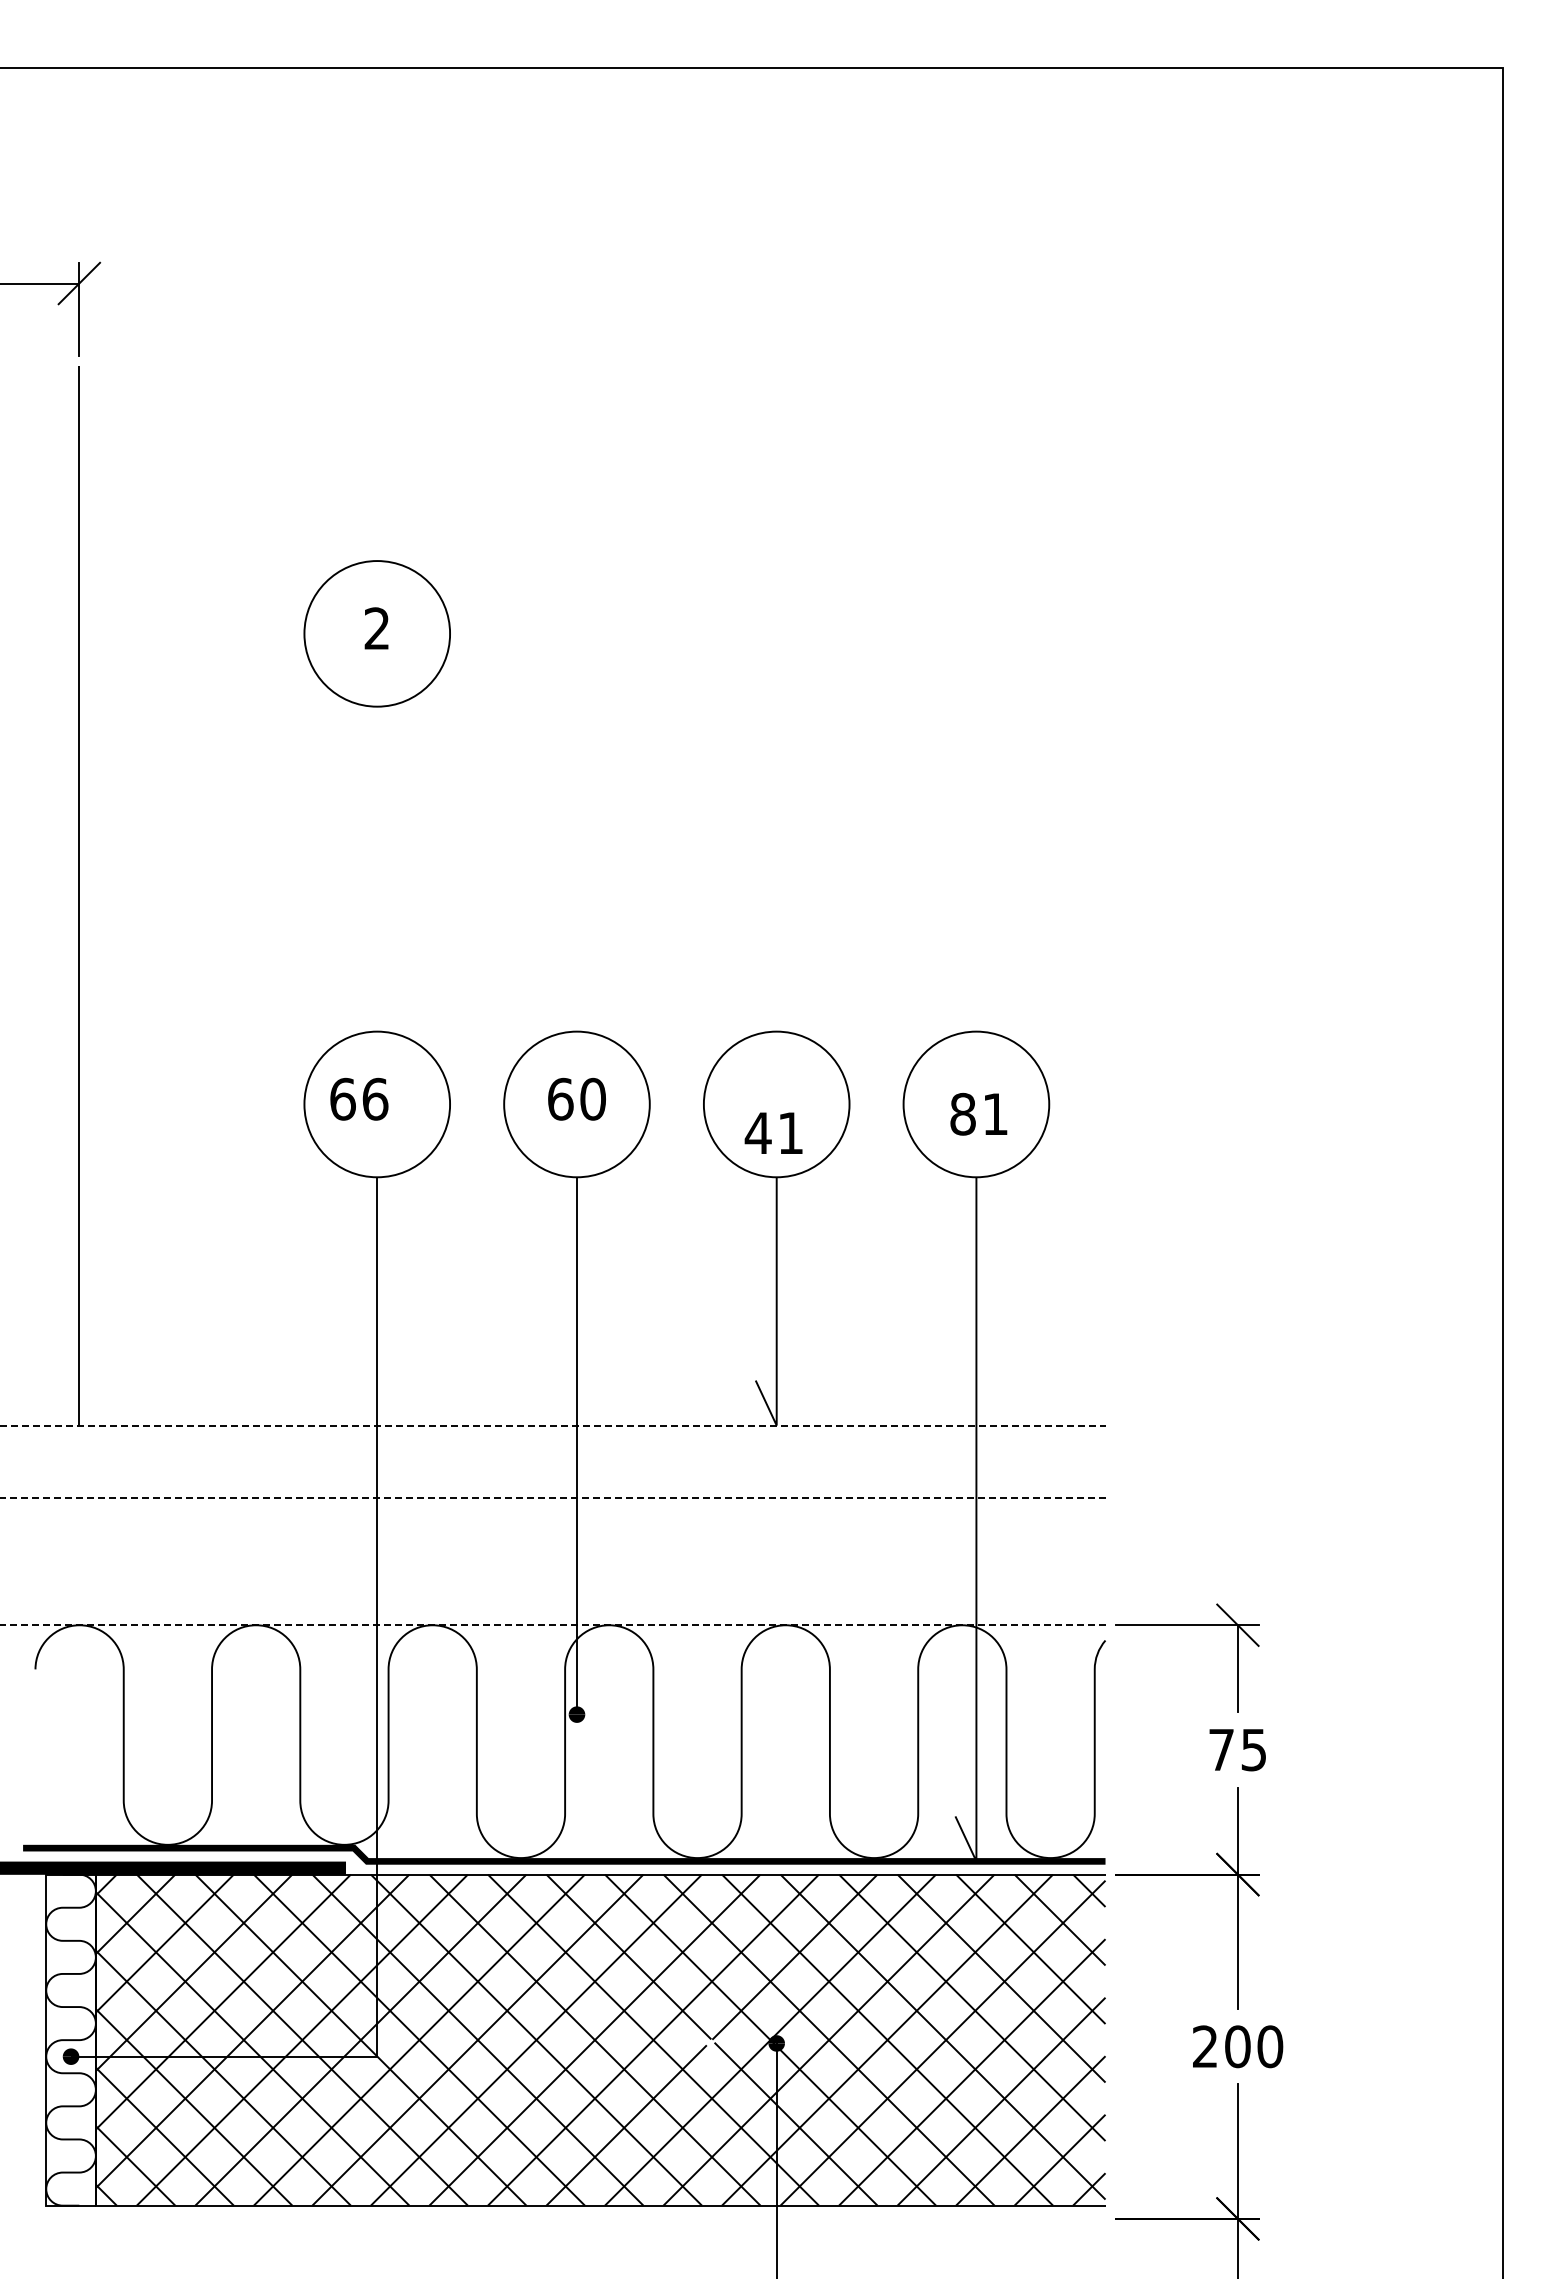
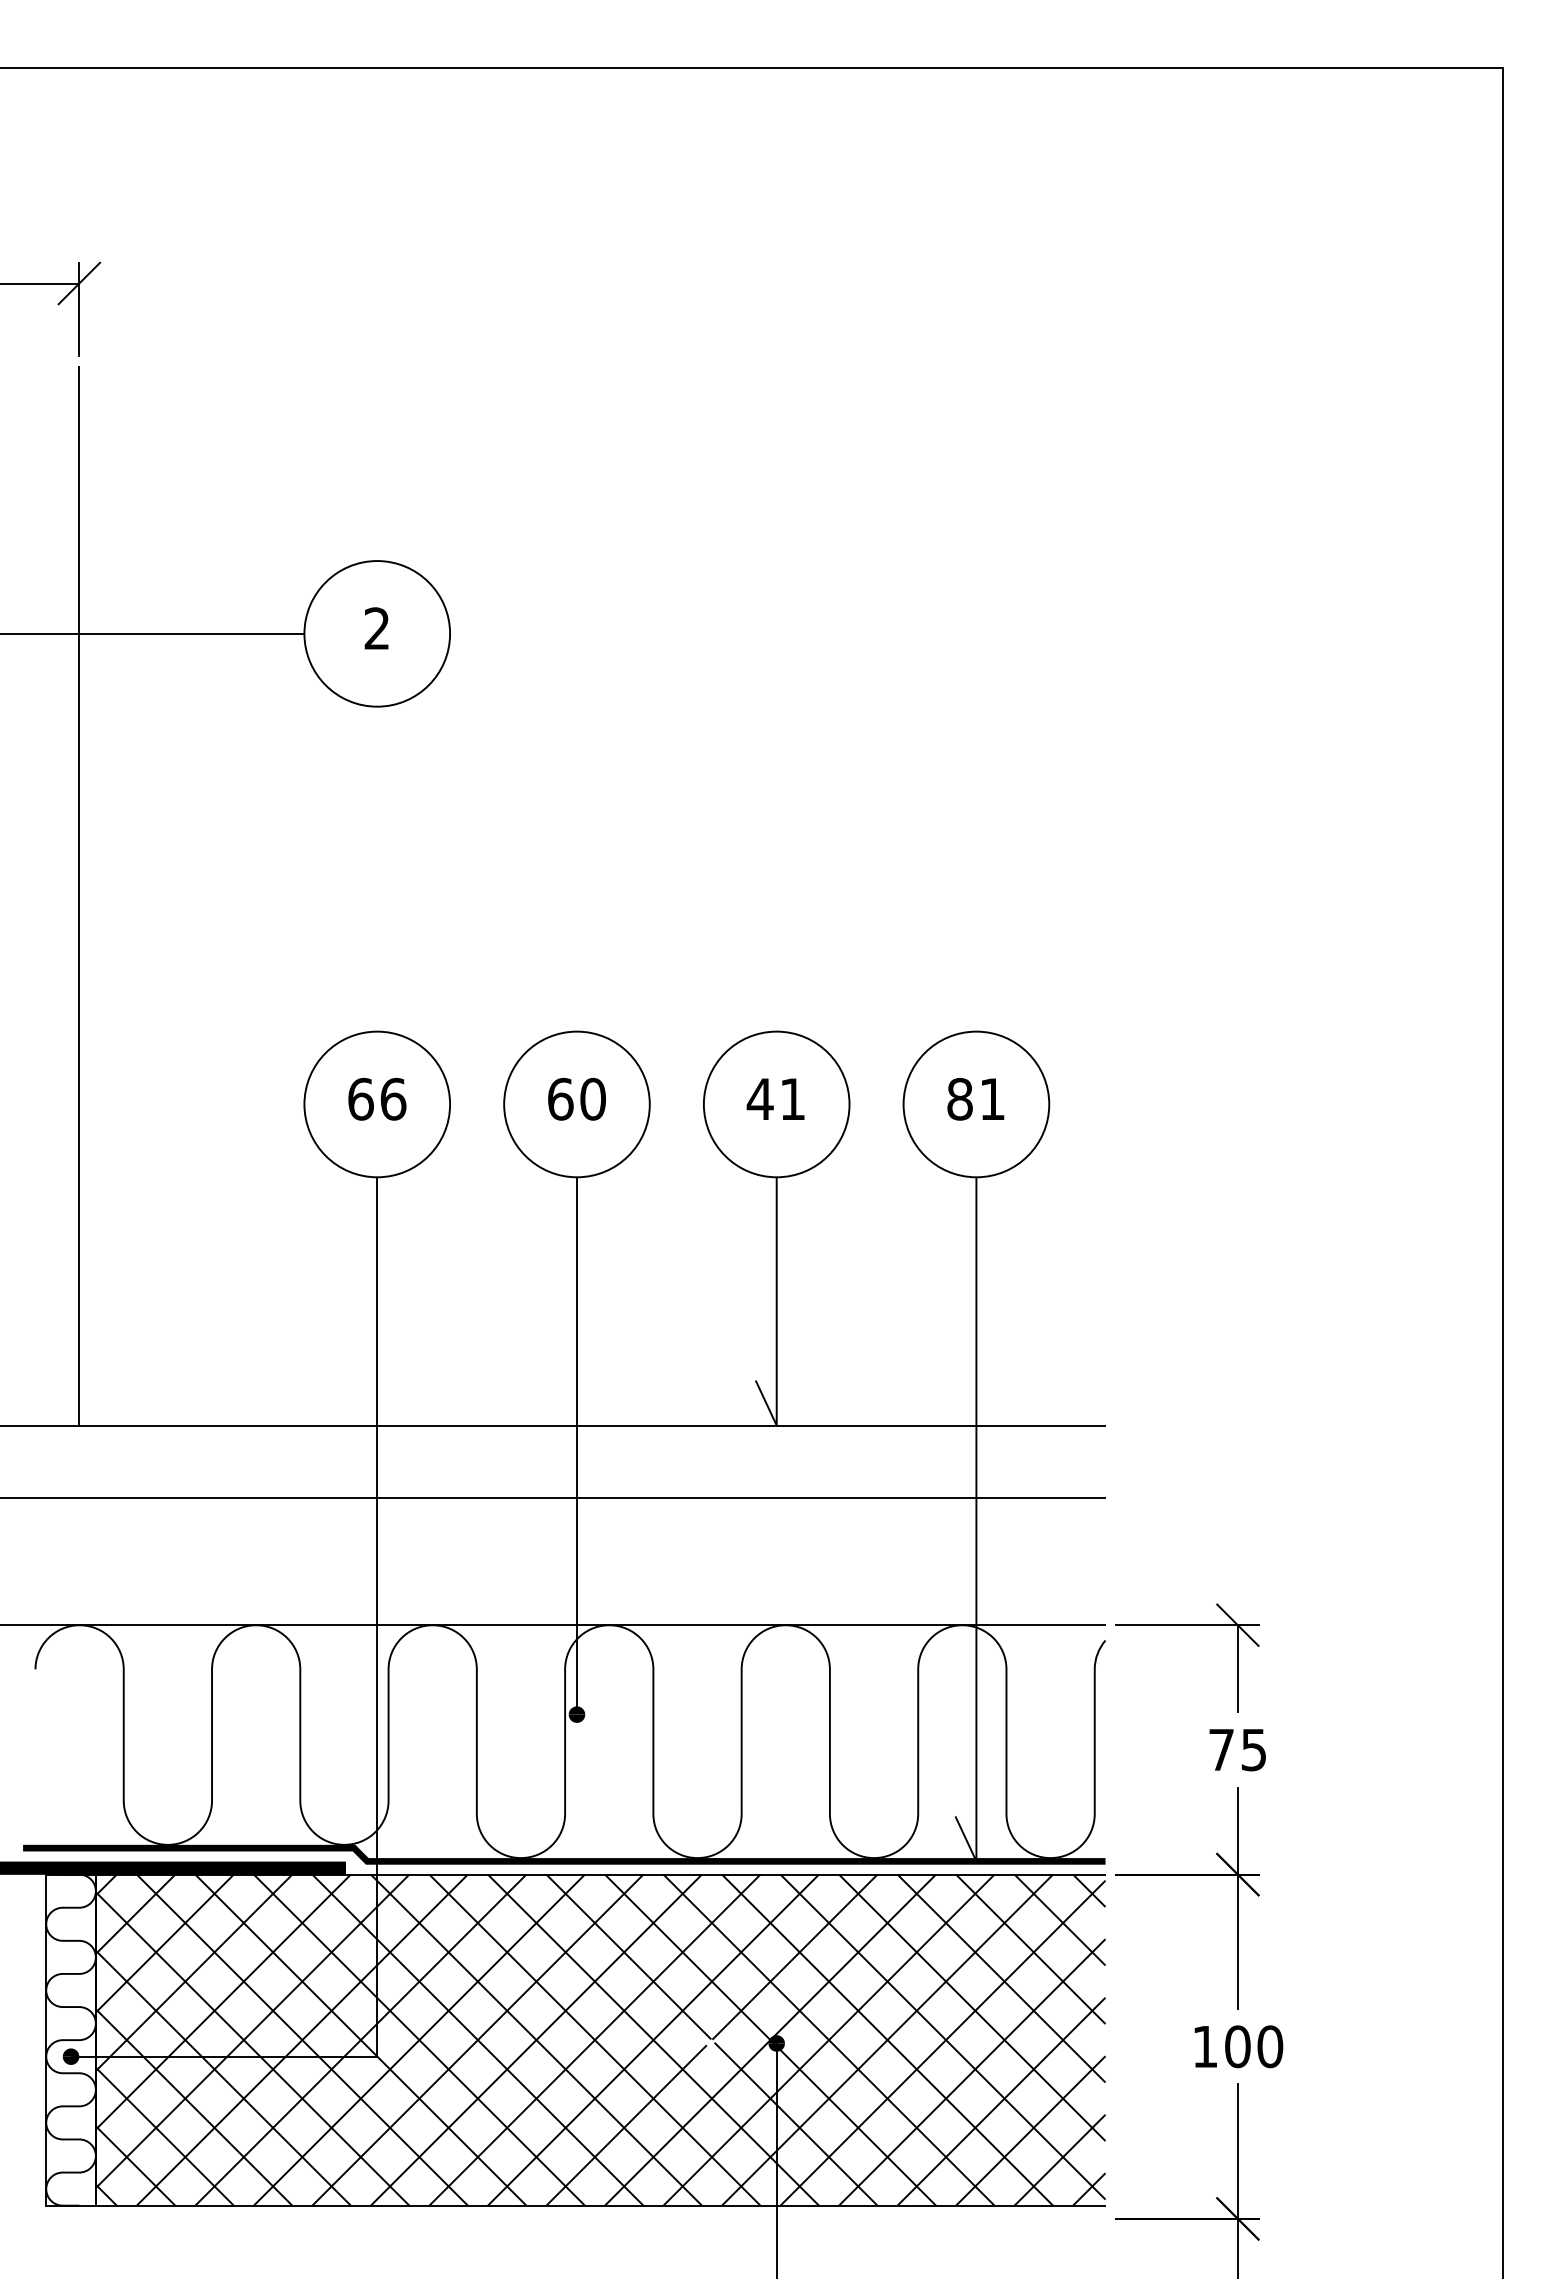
line: none -> present (153, 633)
text position: (359, 1098) -> (377, 1098) (377, 1098)
text position: (978, 1113) -> (975, 1098) (975, 1098)
text position: (773, 1132) -> (775, 1098) (775, 1098)
line: dashed -> solid (0, 1425)
line: dashed -> solid (552, 1625)
text: 200 -> 100 (1204, 2046)
